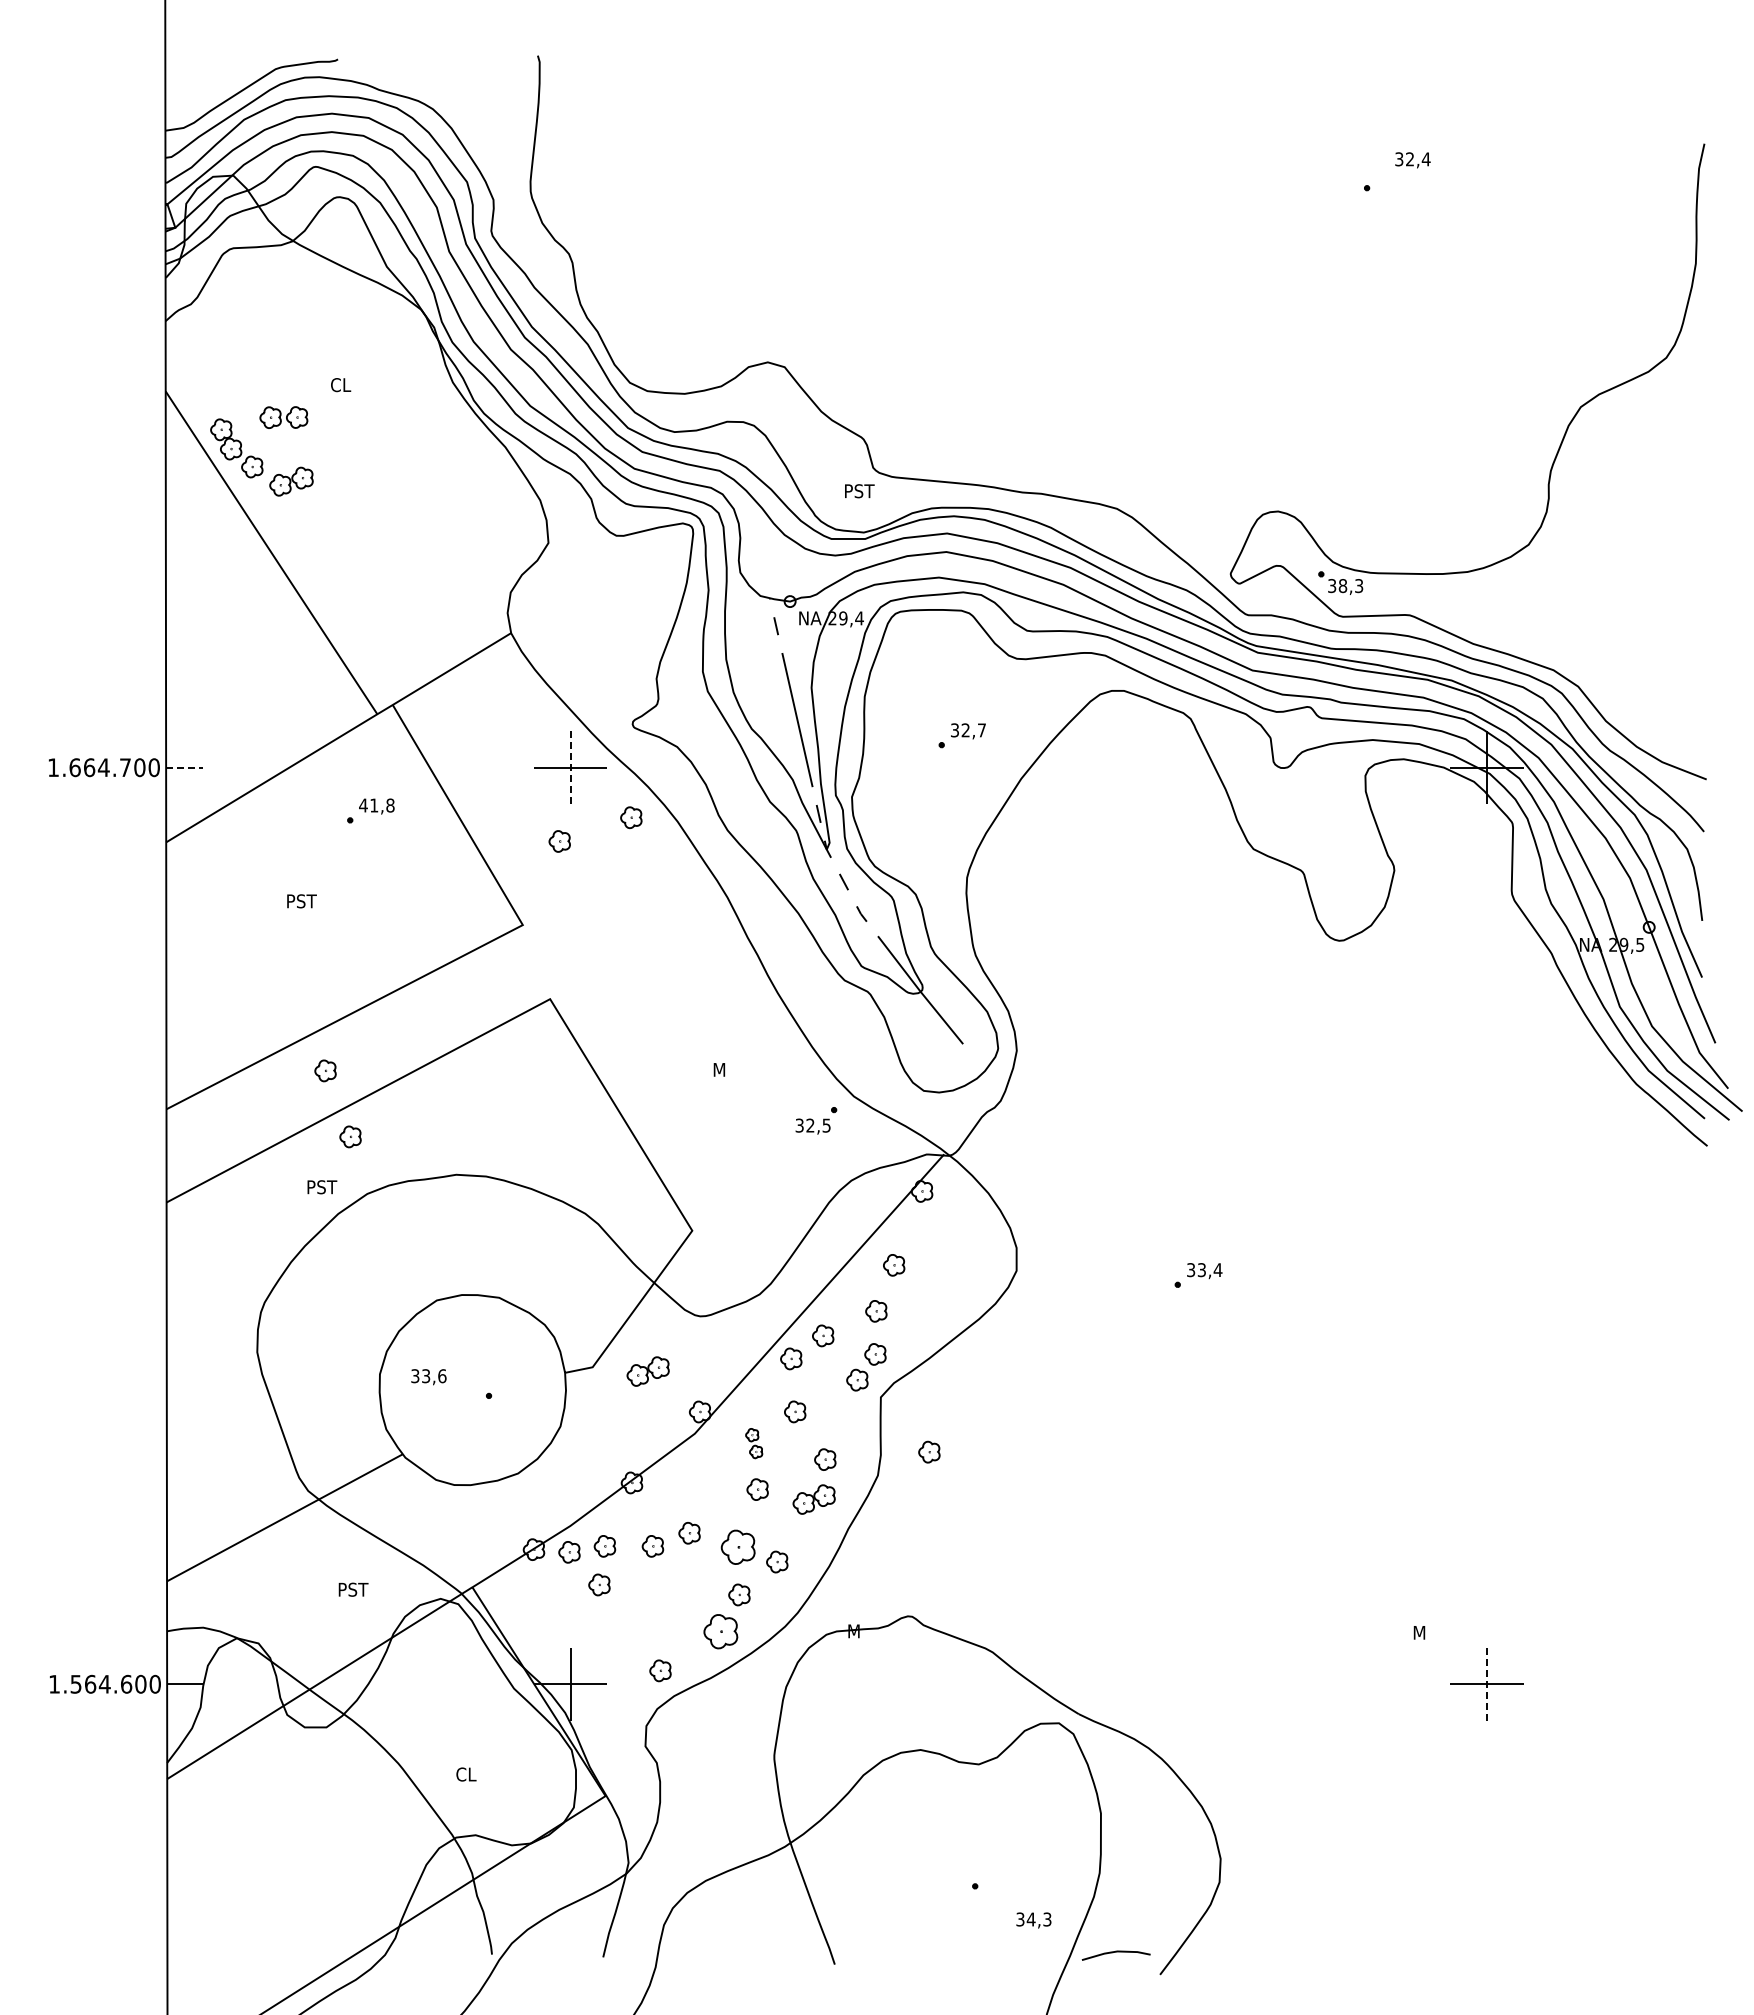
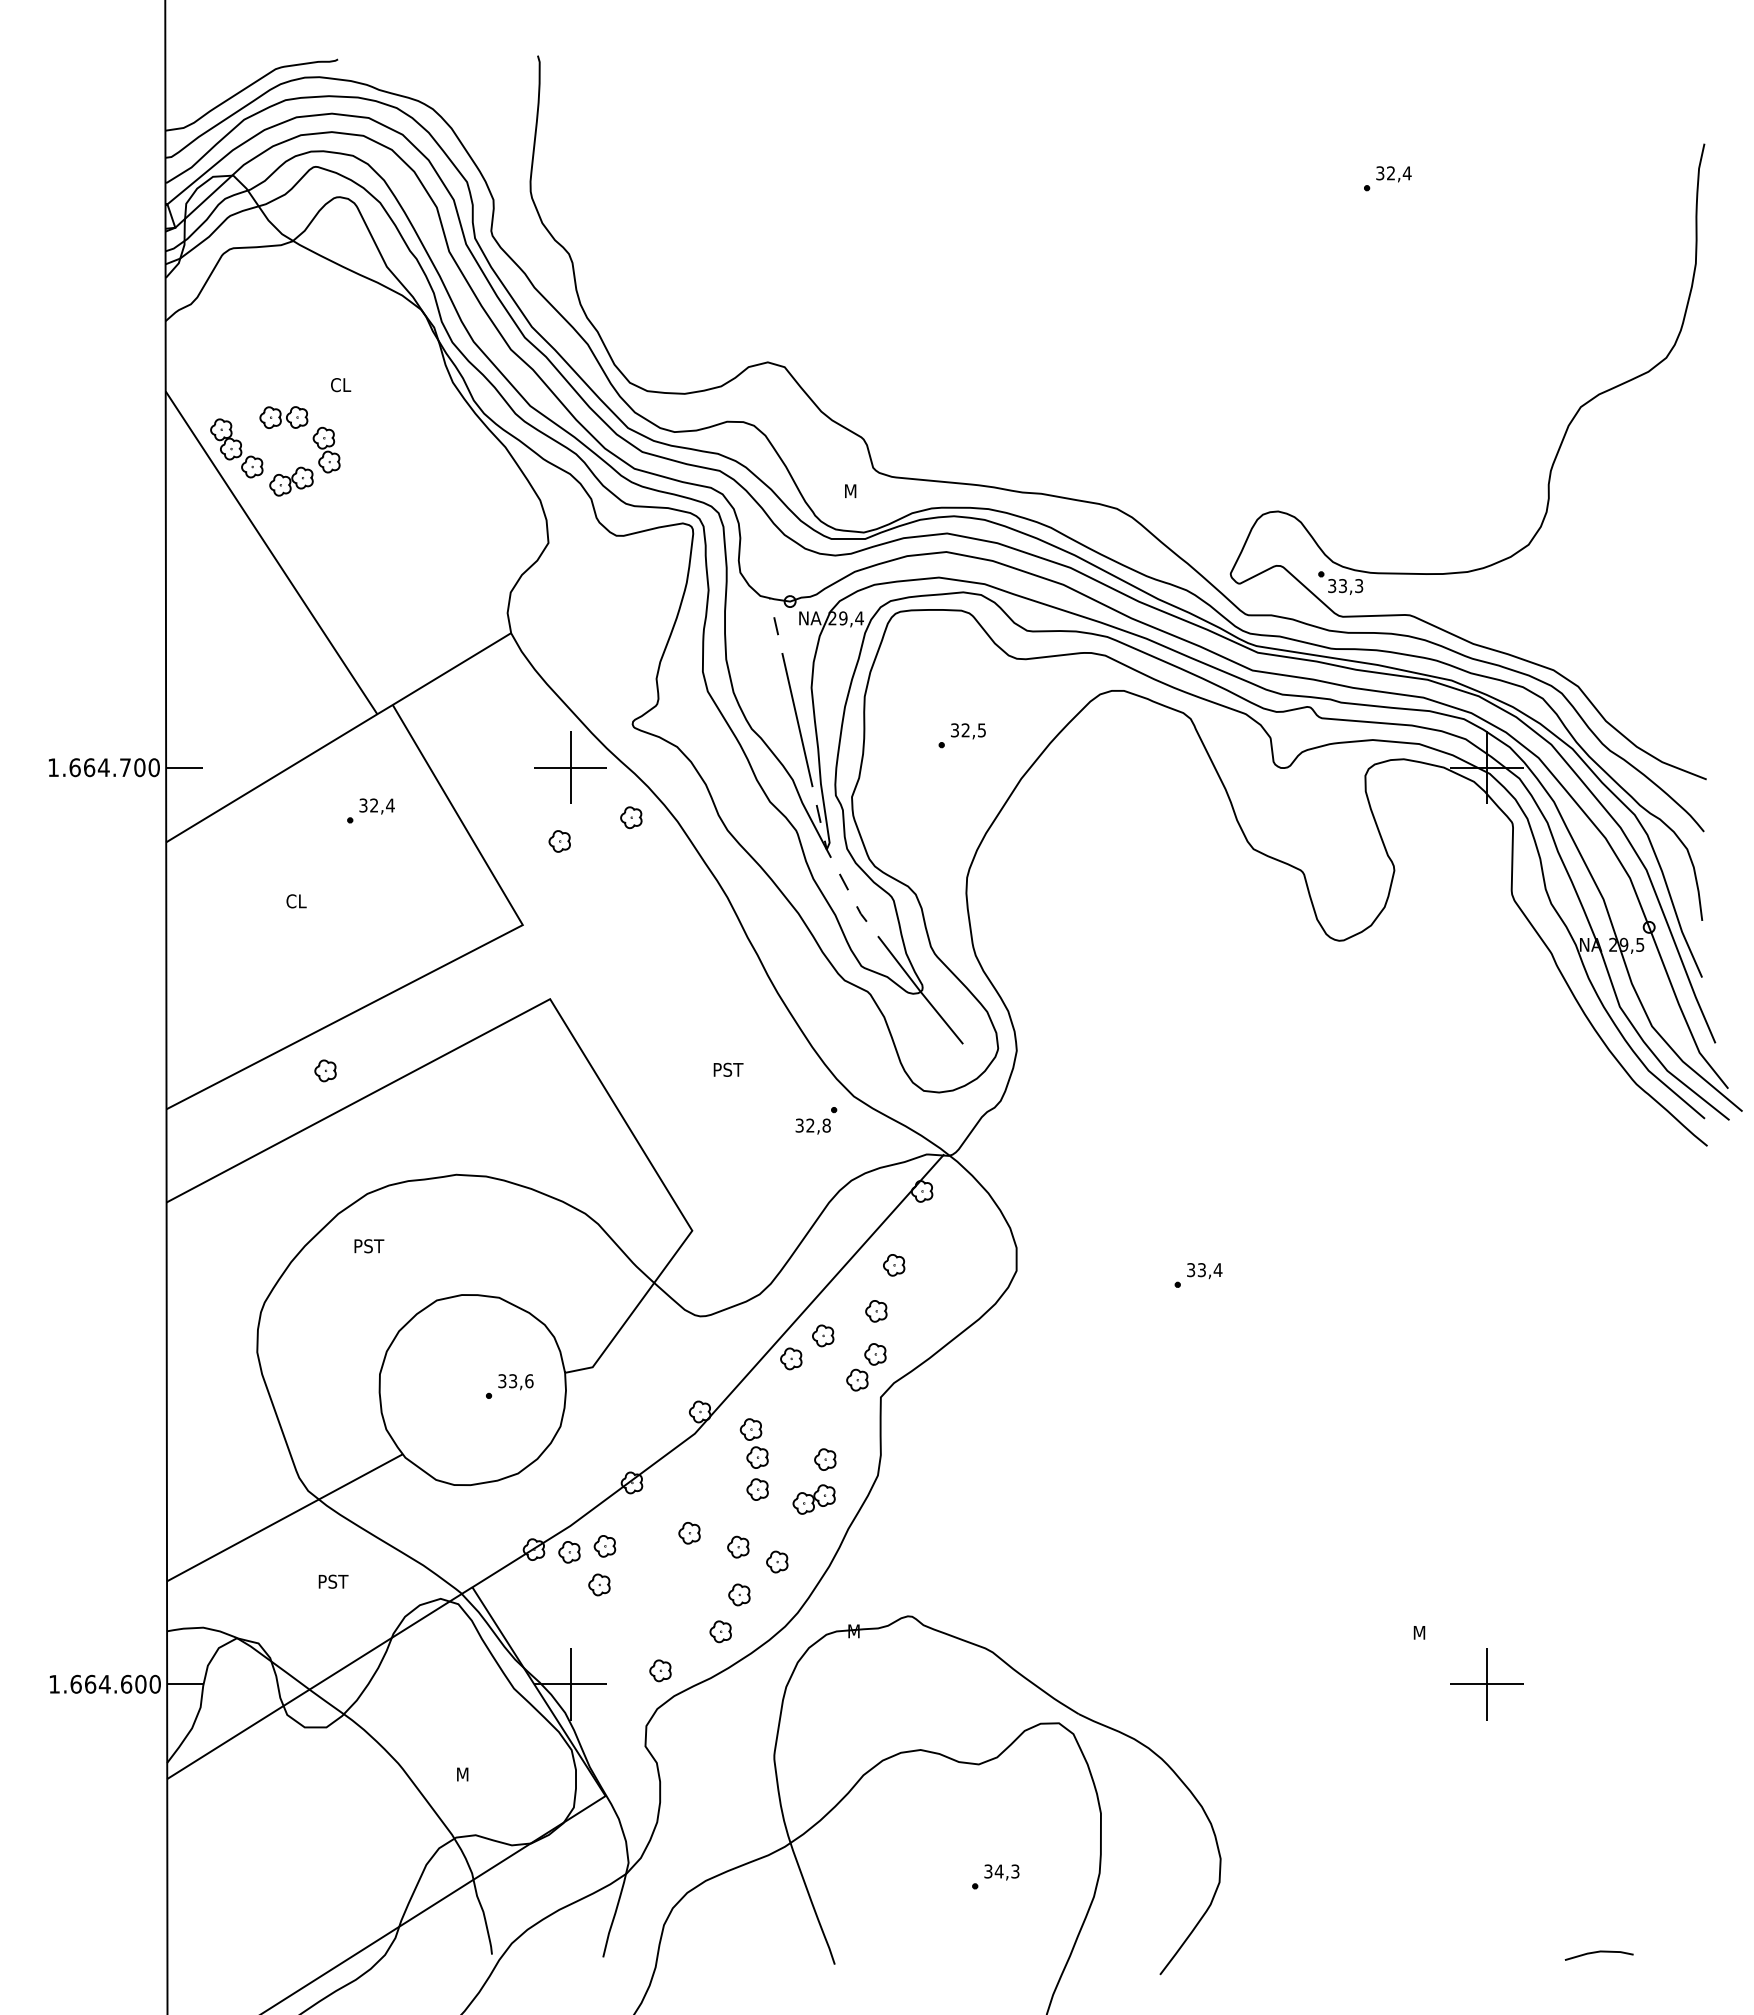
text position: (1412, 160) -> (1393, 174) (1393, 174)
part: none -> present (326, 449)
text: PST -> M (860, 491)
text: 38,3 -> 33,3 (1342, 586)
text: 32,7 -> 32,5 (981, 730)
line: dashed -> solid (184, 767)
line: dashed -> solid (570, 767)
text: 41,8 -> 32,4 (376, 805)
text: PST -> CL (301, 901)
text: M -> PST (729, 1069)
text: 32,5 -> 32,8 (826, 1125)
part: present -> none (350, 1136)
text position: (322, 1187) -> (369, 1246) (369, 1246)
part: present -> none (647, 1371)
text position: (428, 1377) -> (515, 1382) (515, 1382)
part: present -> none (795, 1411)
part size: 19x32 px -> 30x51 px (753, 1443)
part: present -> none (929, 1451)
part: present -> none (652, 1546)
part size: 36x36 px -> 23x24 px (738, 1546)
text position: (353, 1589) -> (333, 1581) (333, 1581)
part size: 36x36 px -> 23x24 px (720, 1631)
text: 1.564.600 -> 1.664.600 (75, 1683)
line: dashed -> solid (1487, 1684)
text: CL -> M (466, 1774)
text position: (1033, 1920) -> (1001, 1872) (1001, 1872)
line position: (1115, 1952) -> (1598, 1952) (1598, 1952)
